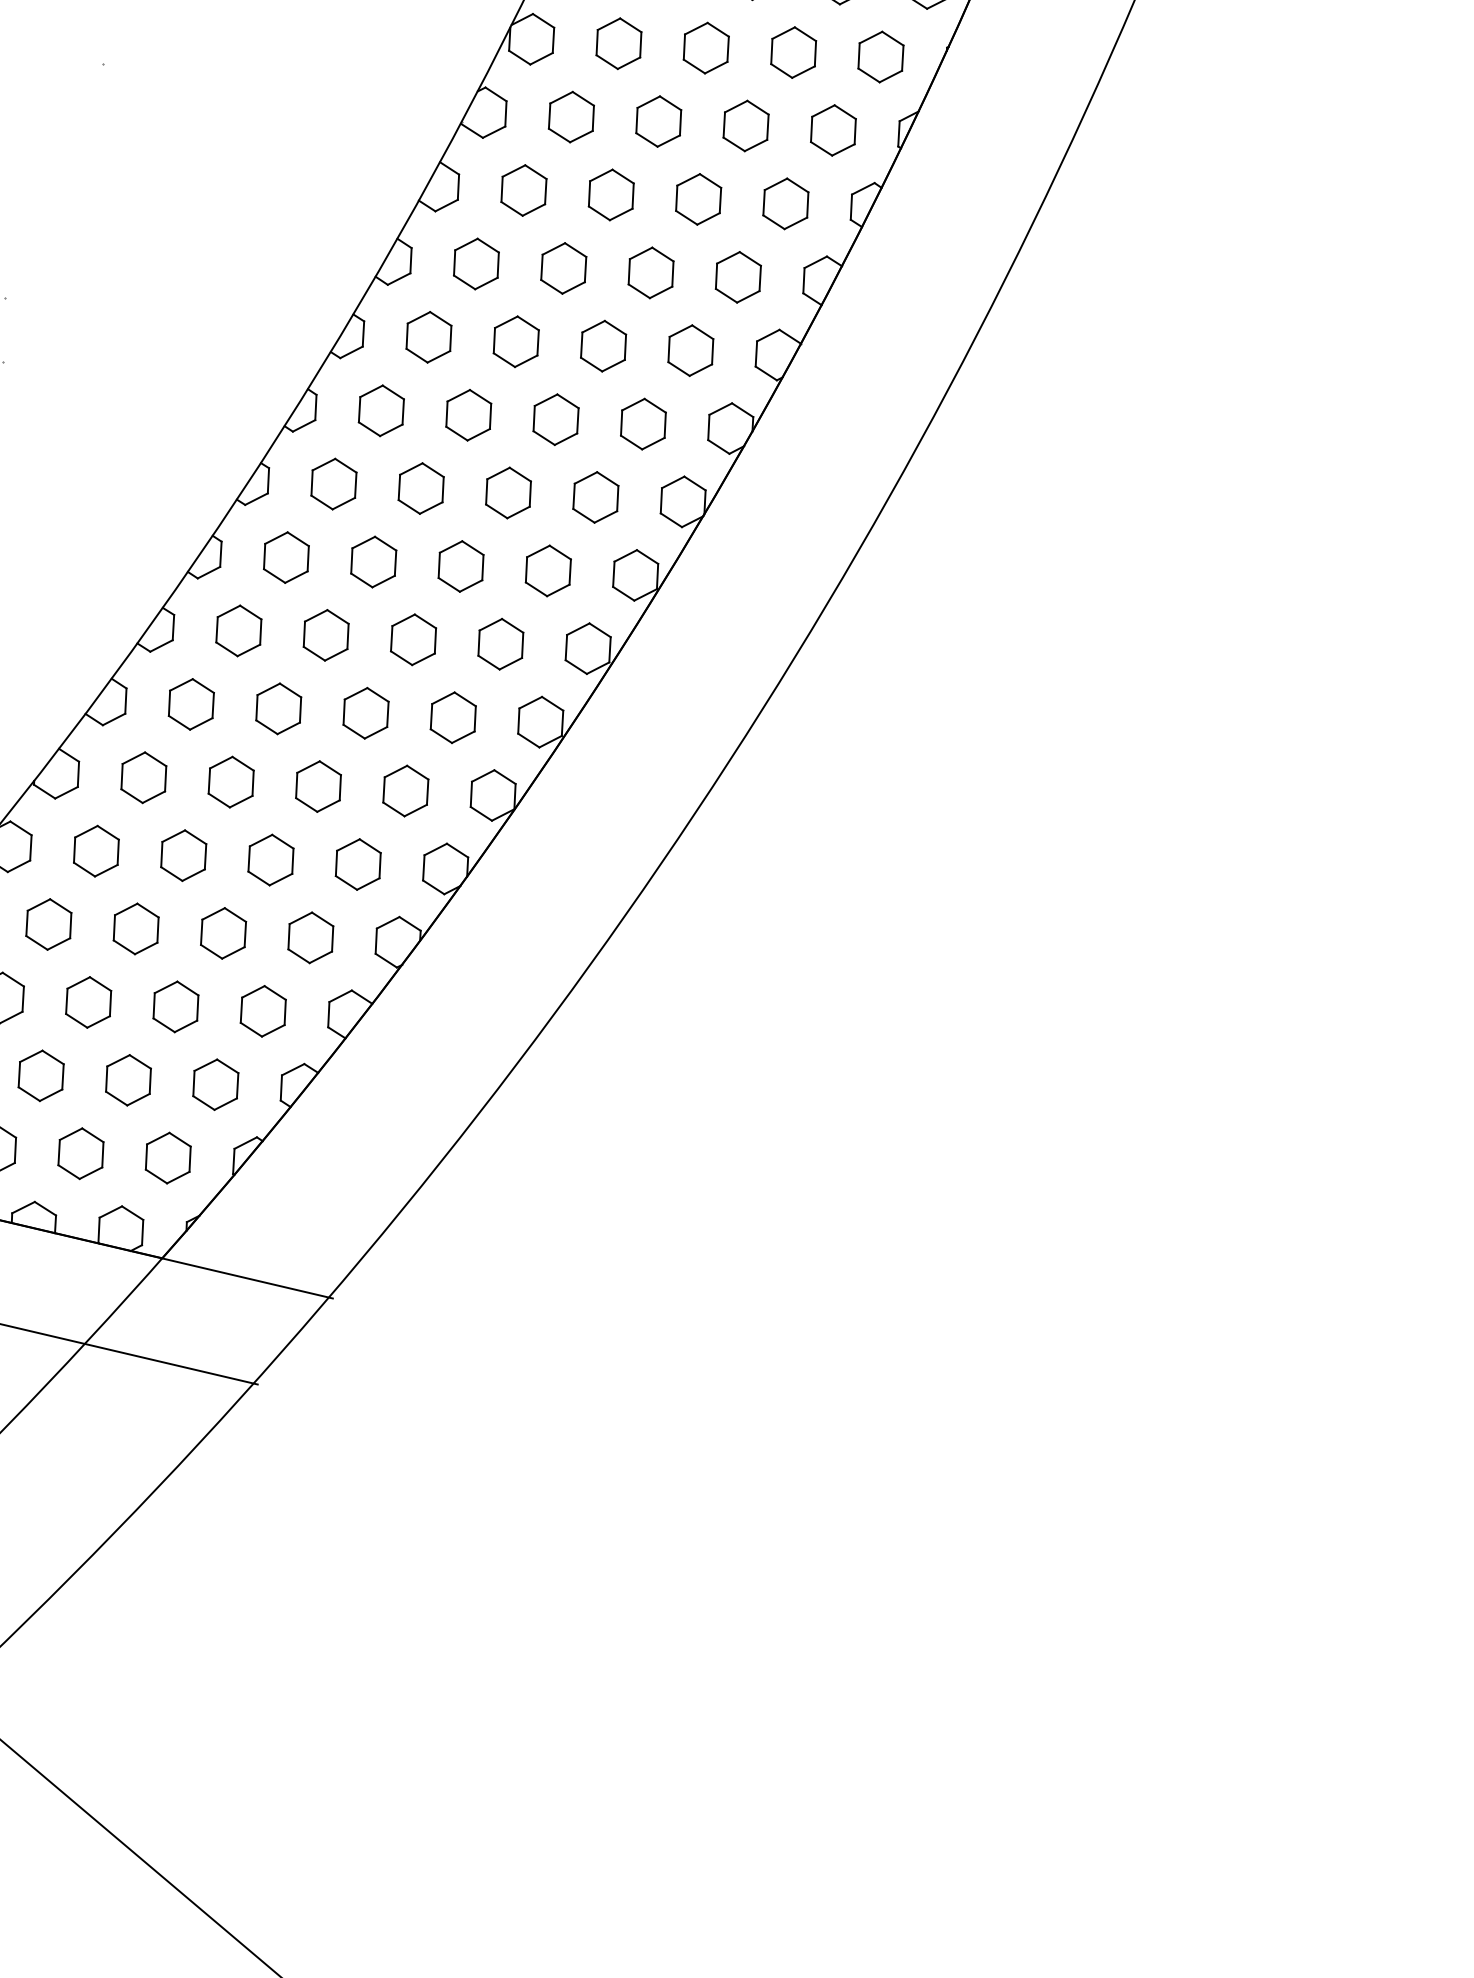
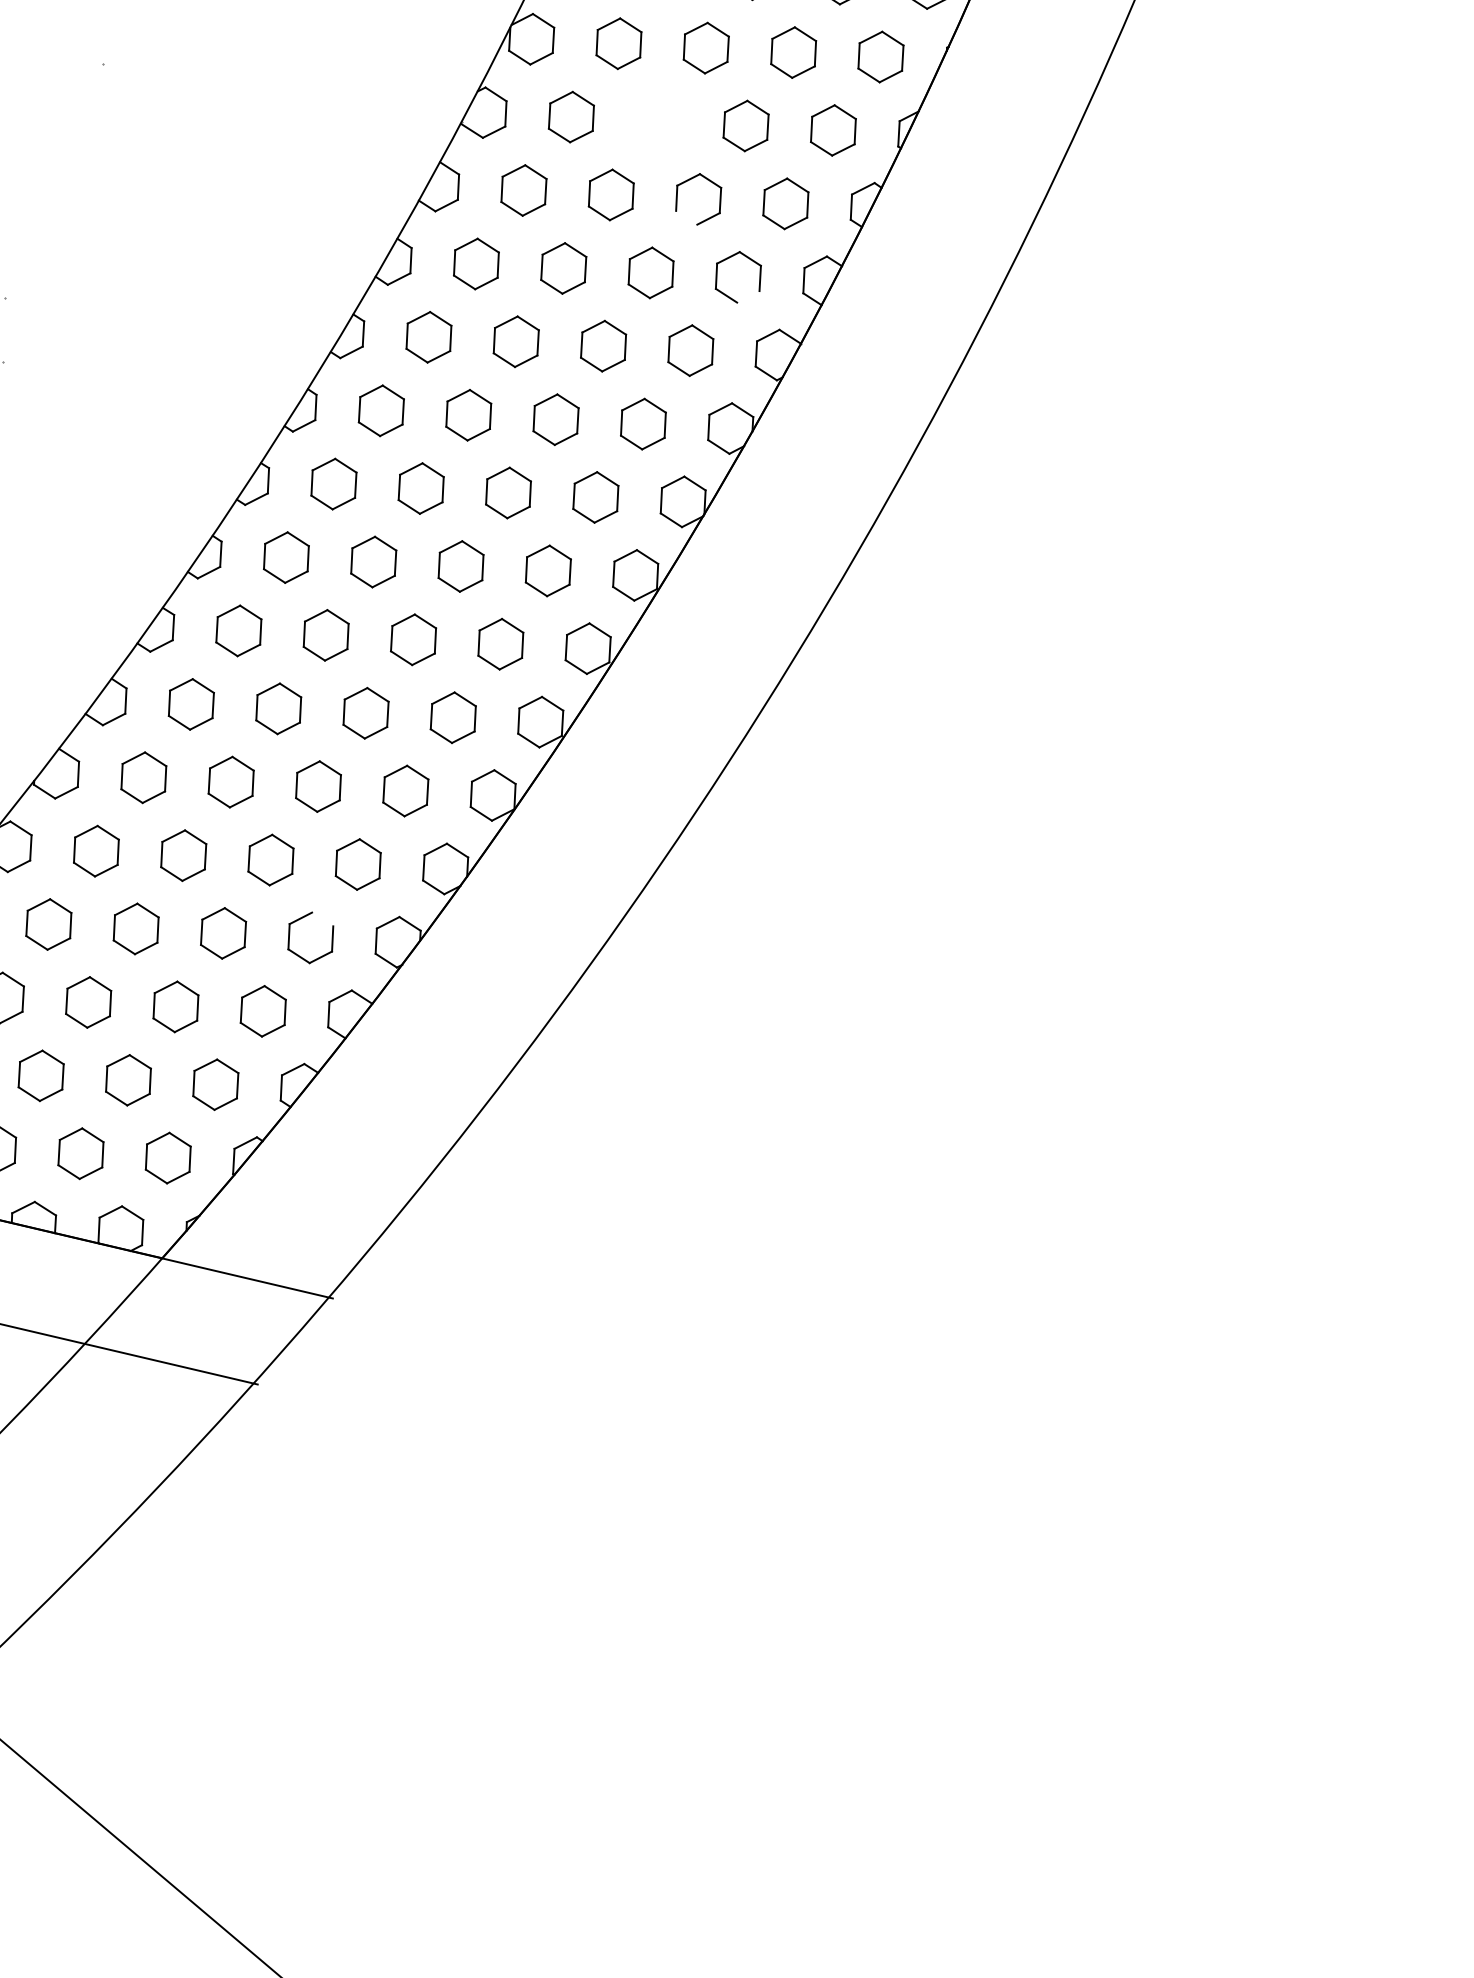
part: present -> none (658, 121)
line: present -> none (686, 217)
line: present -> none (748, 296)
line: present -> none (322, 919)
